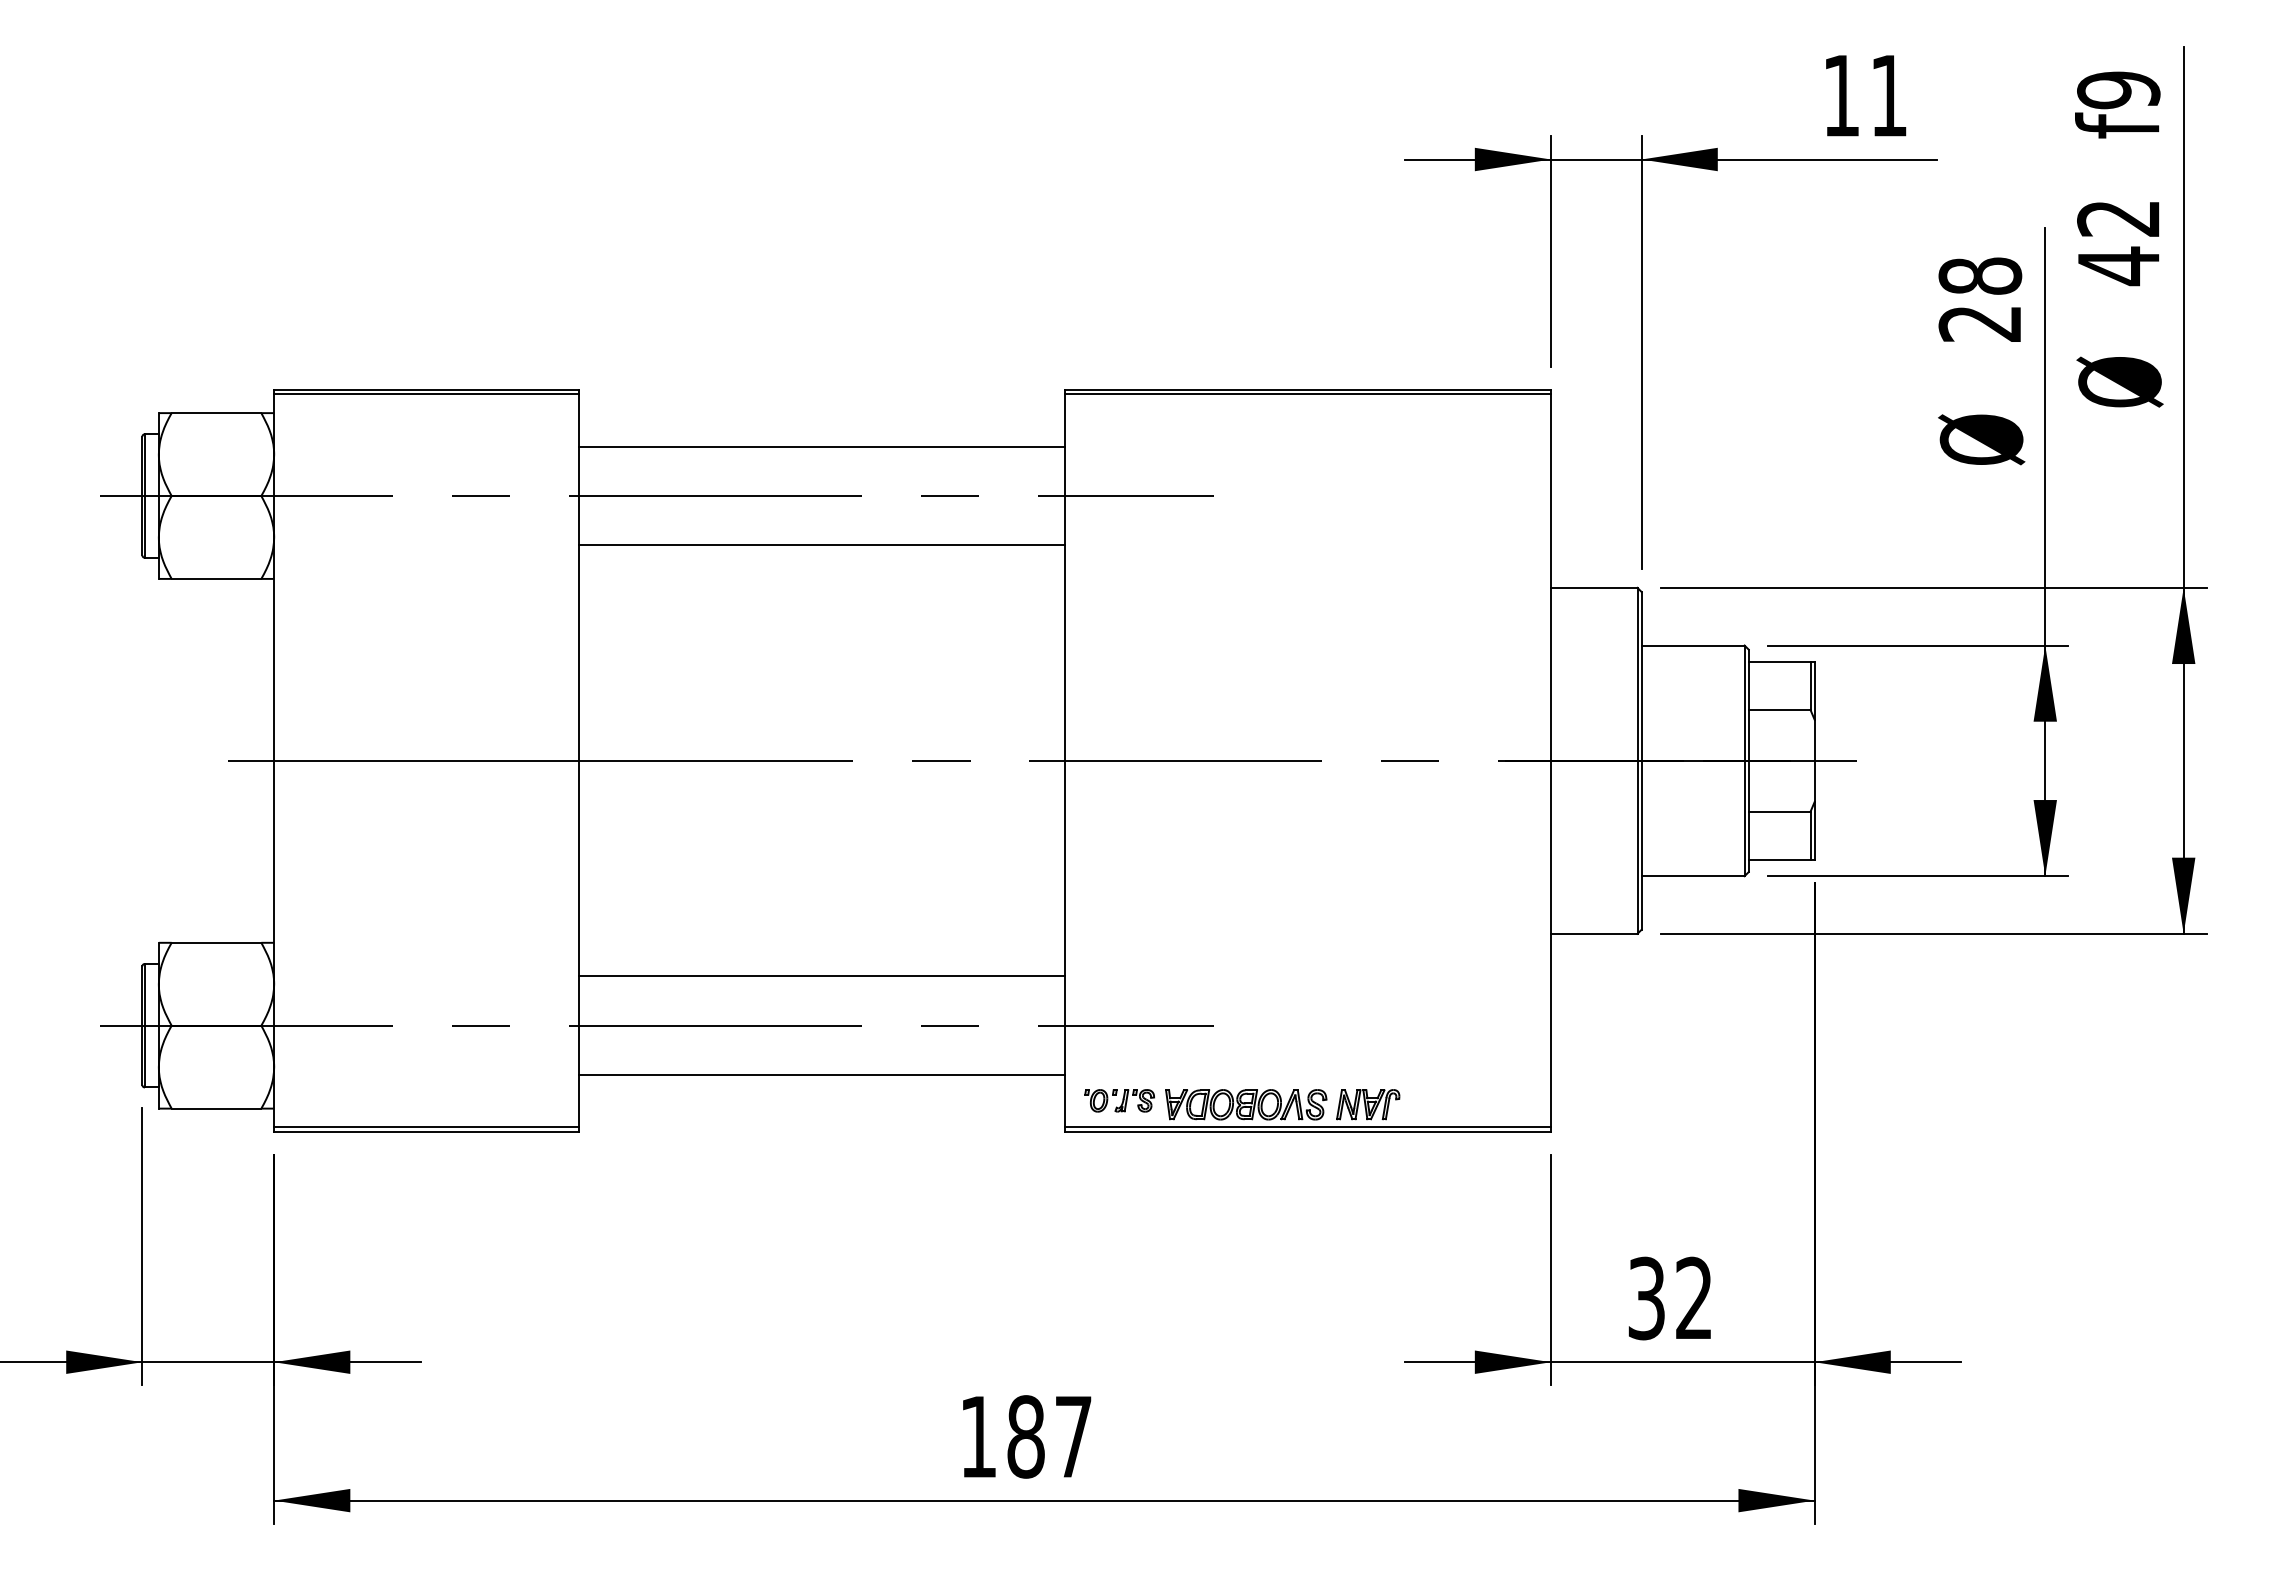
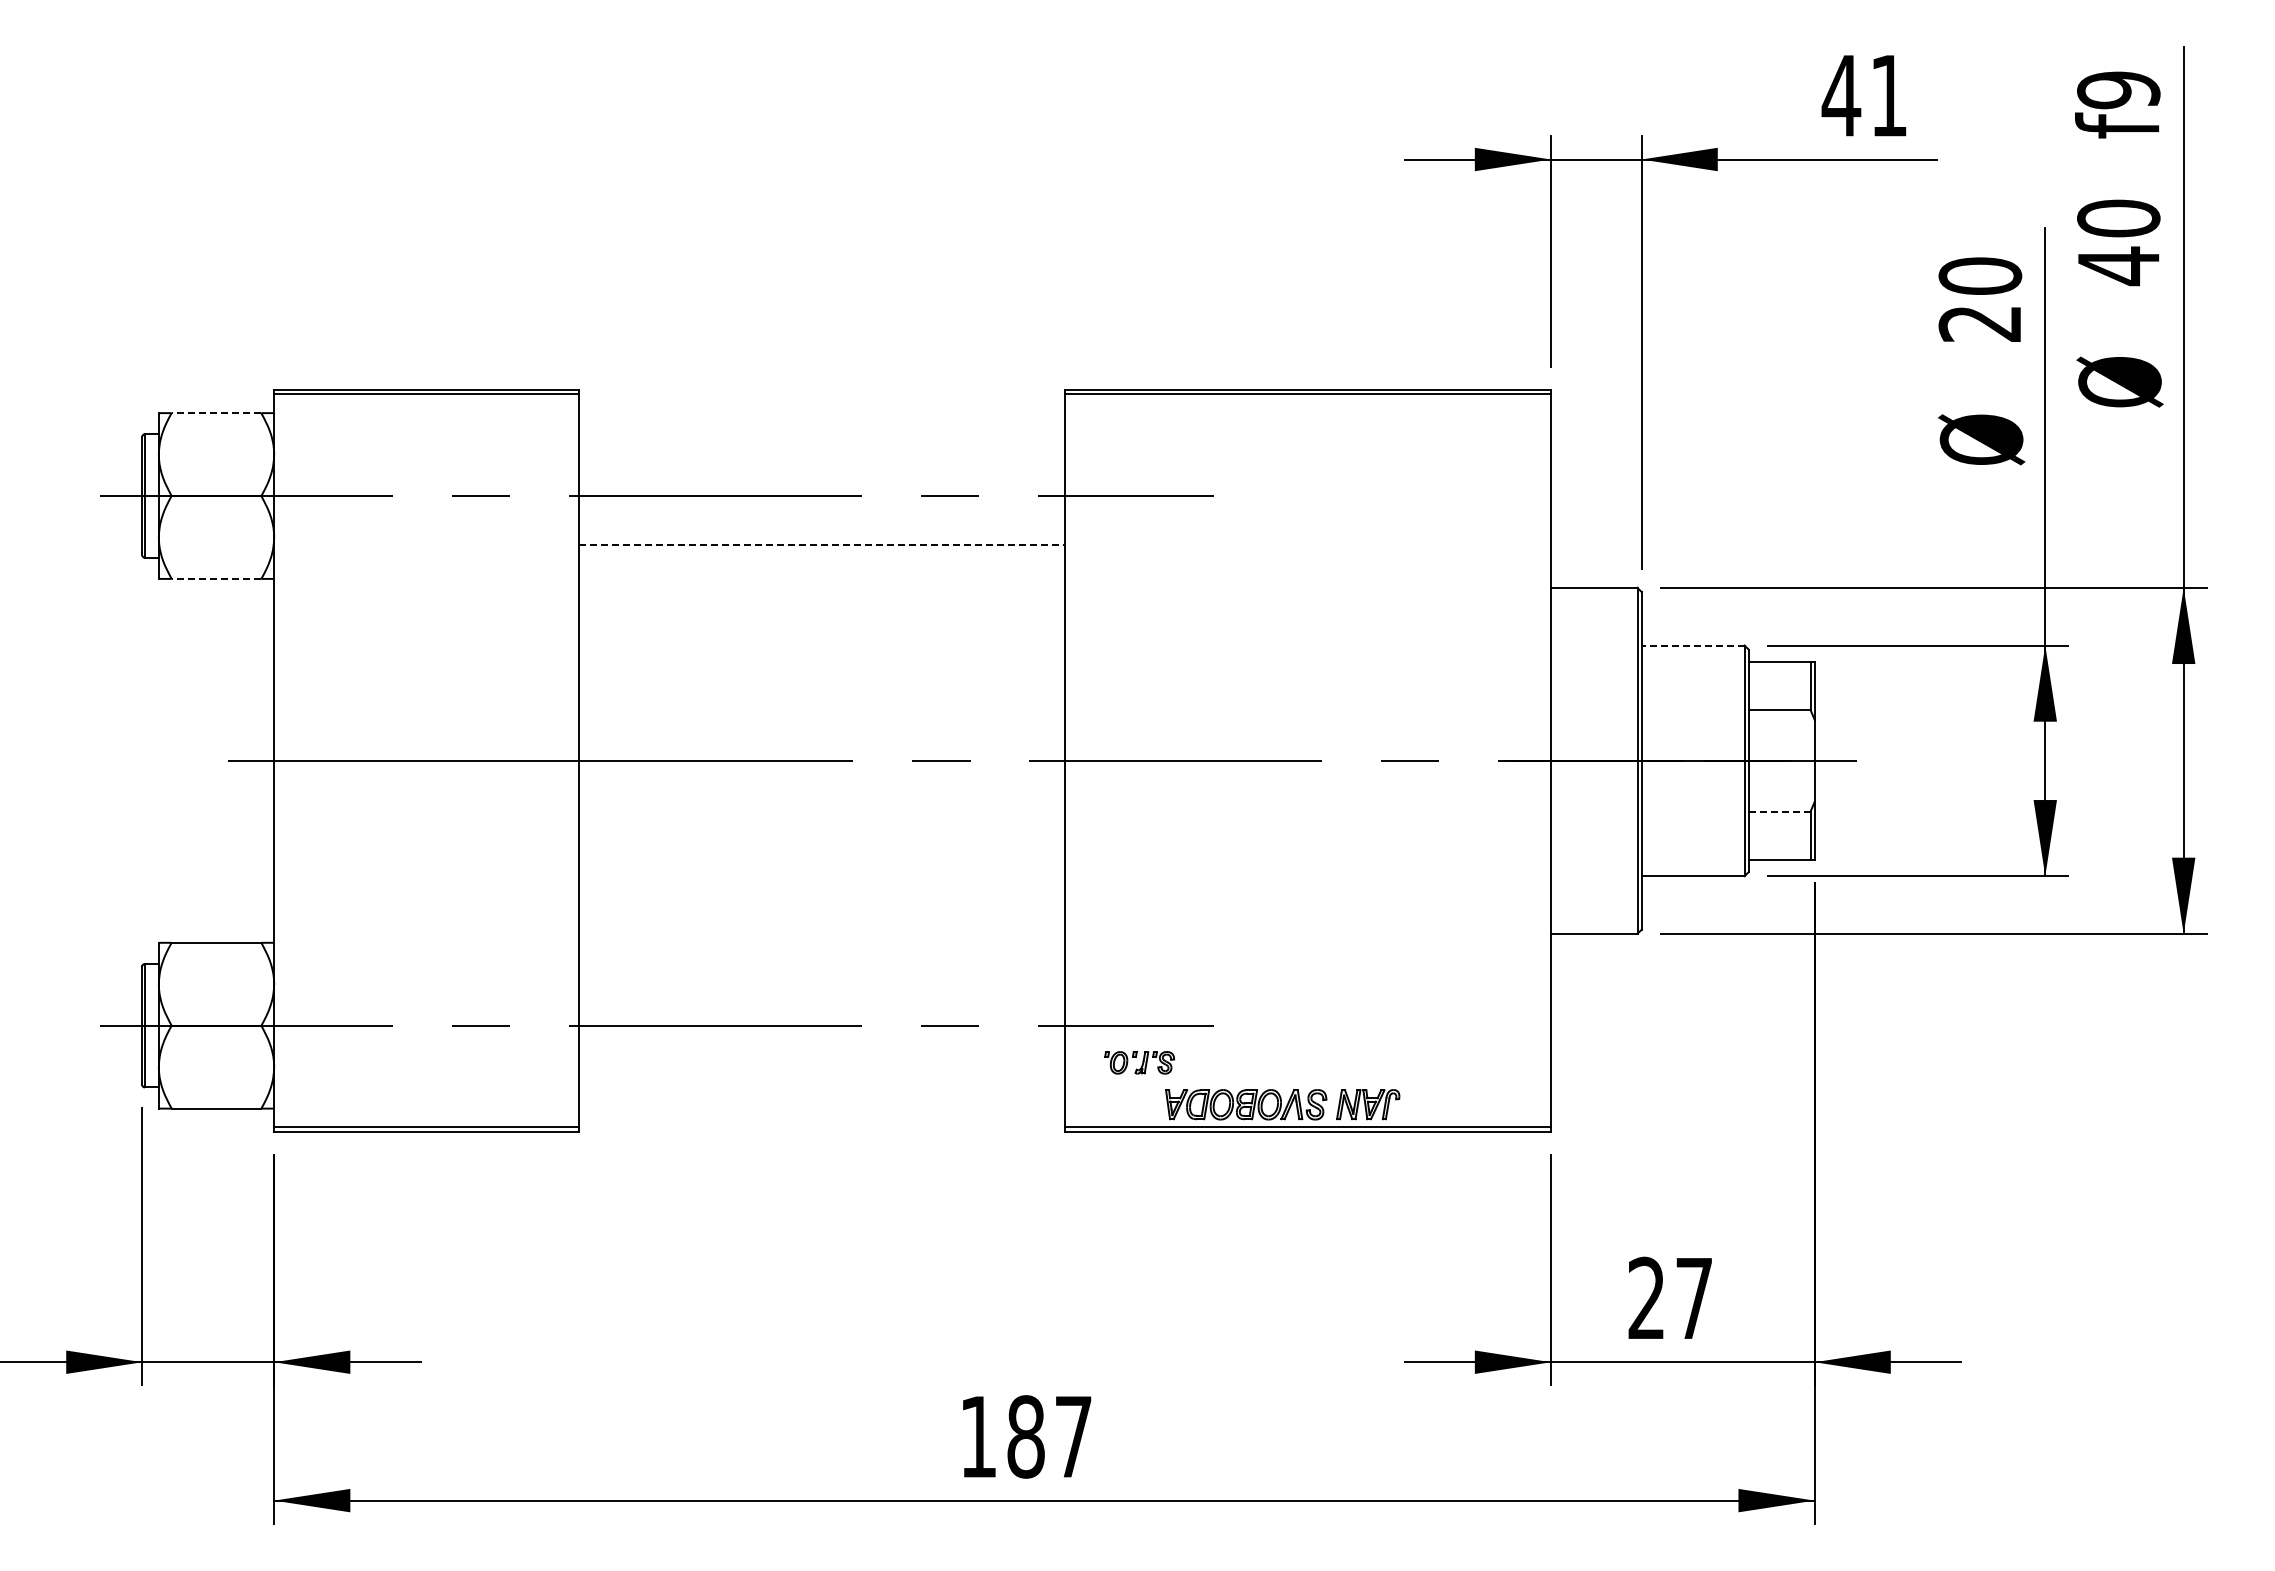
text: 11 -> 41 (1841, 95)
text: 42 -> 40 (2118, 218)
text: 28 -> 20 (1979, 275)
line: solid -> dashed (216, 413)
line: present -> none (821, 446)
line: solid -> dashed (822, 545)
line: solid -> dashed (216, 578)
line: solid -> dashed (1692, 645)
line: solid -> dashed (1779, 811)
line: present -> none (821, 976)
line: present -> none (821, 1075)
part position: (1119, 1100) -> (1139, 1062) (1139, 1062)
text: 32 -> 27 (1669, 1298)
